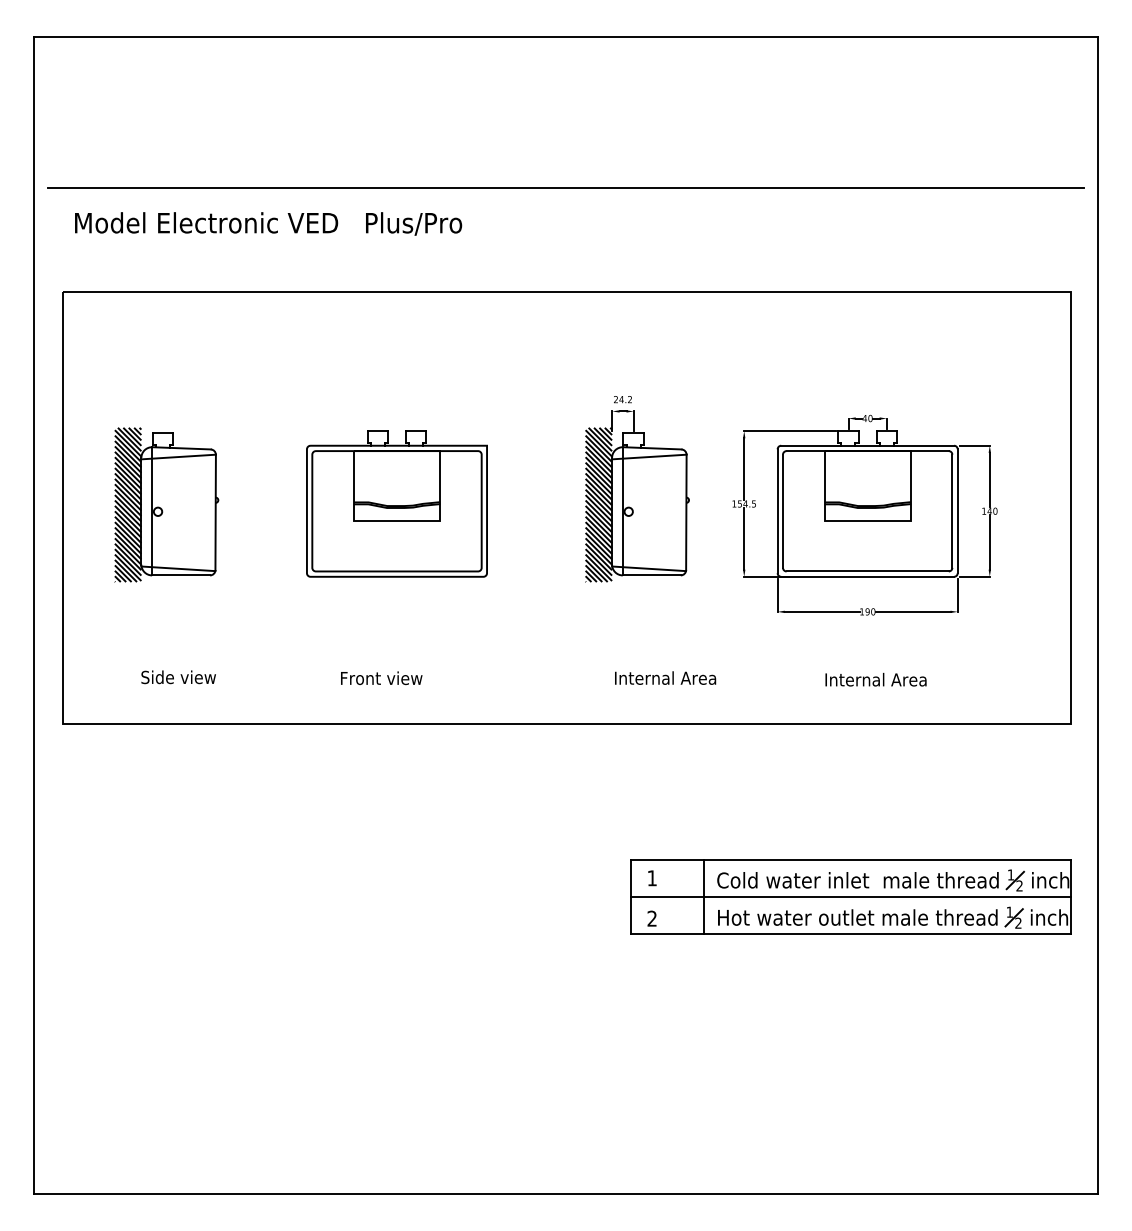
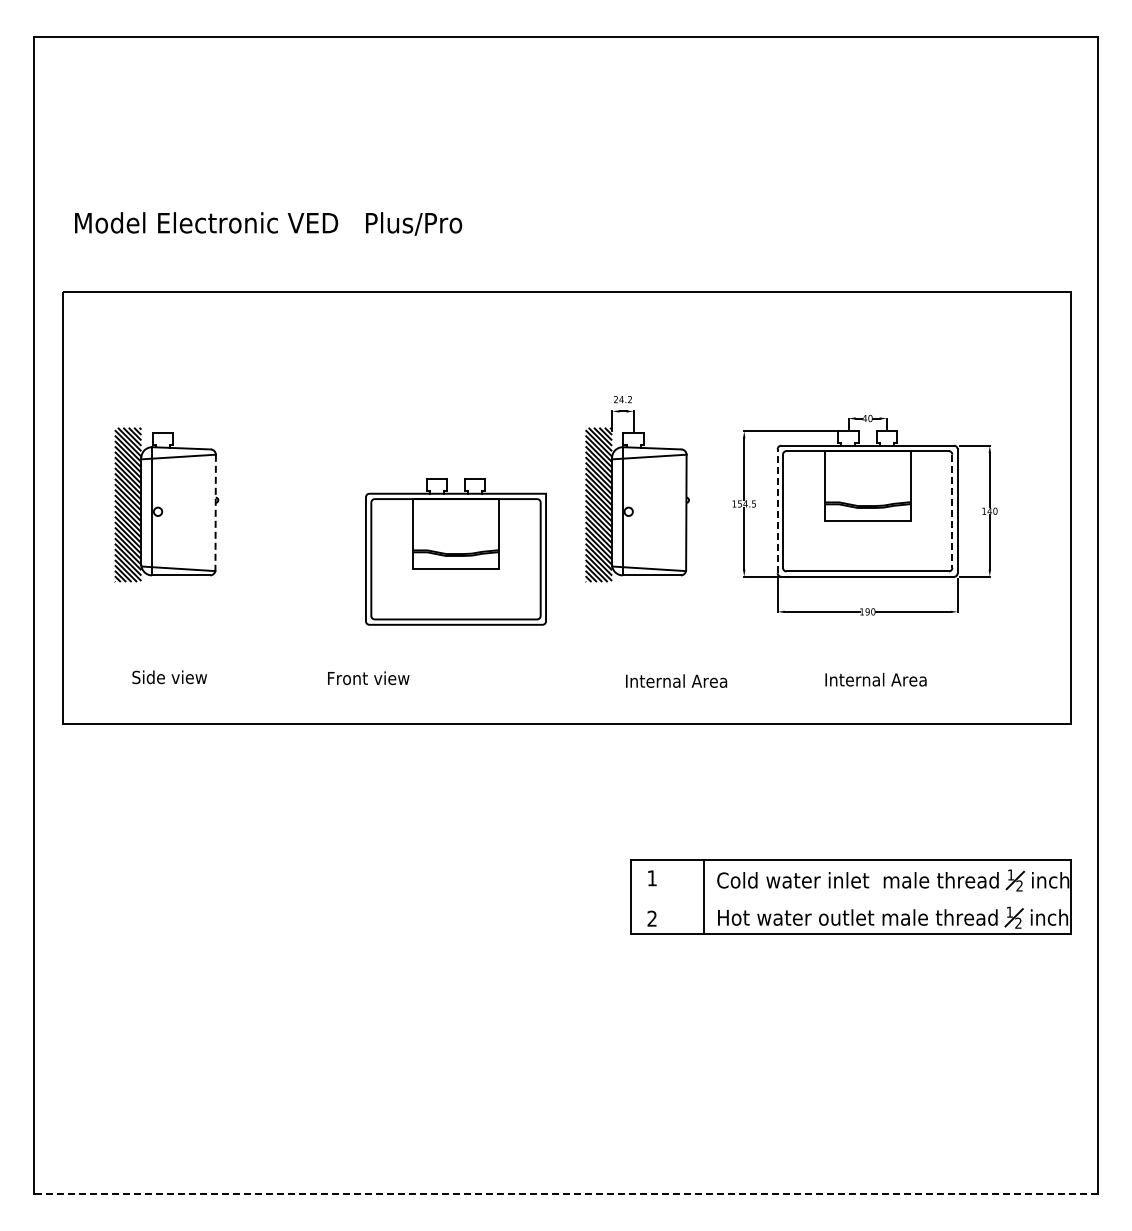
line: present -> none (565, 188)
part position: (396, 503) -> (455, 551) (455, 551)
line: solid -> dashed (777, 511)
line: solid -> dashed (952, 511)
line: solid -> dashed (215, 512)
text position: (178, 677) -> (169, 677) (169, 677)
text position: (665, 677) -> (676, 680) (676, 680)
text position: (381, 678) -> (368, 678) (368, 678)
line: present -> none (850, 896)
line: solid -> dashed (565, 1194)
